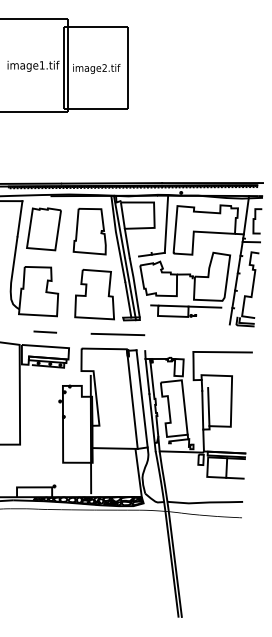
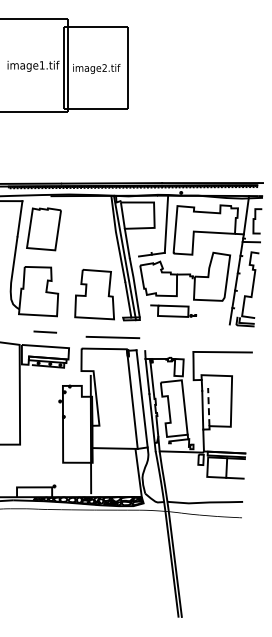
part: present -> none (89, 231)
line: present -> none (204, 306)
line position: (117, 334) -> (112, 337) (112, 337)
line: solid -> dashed (208, 406)
